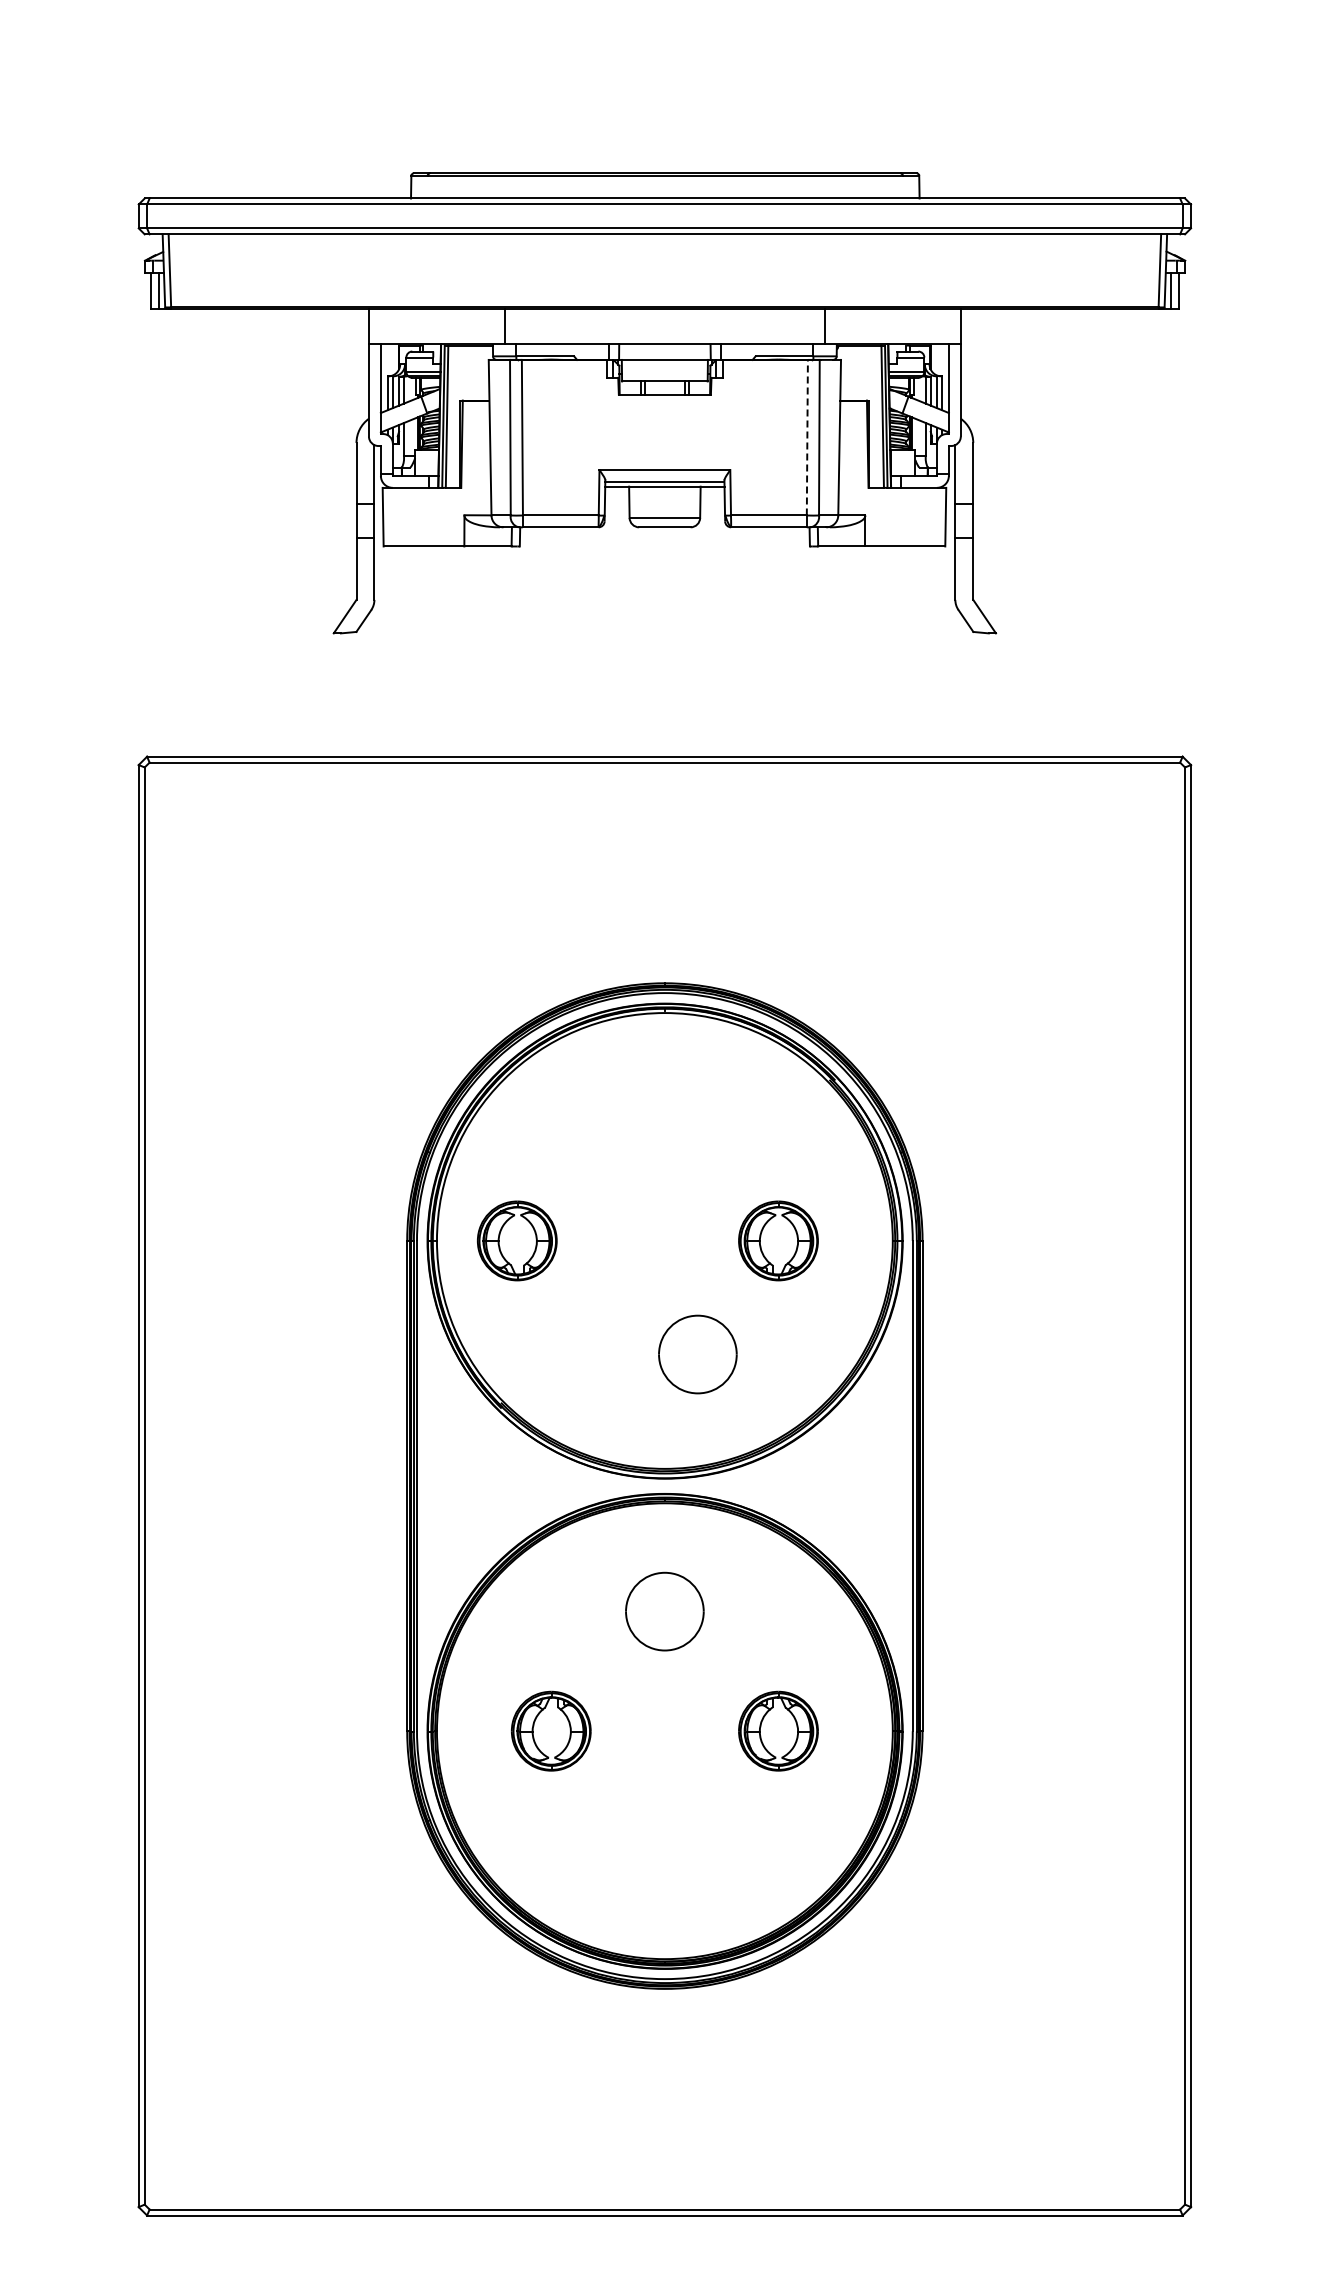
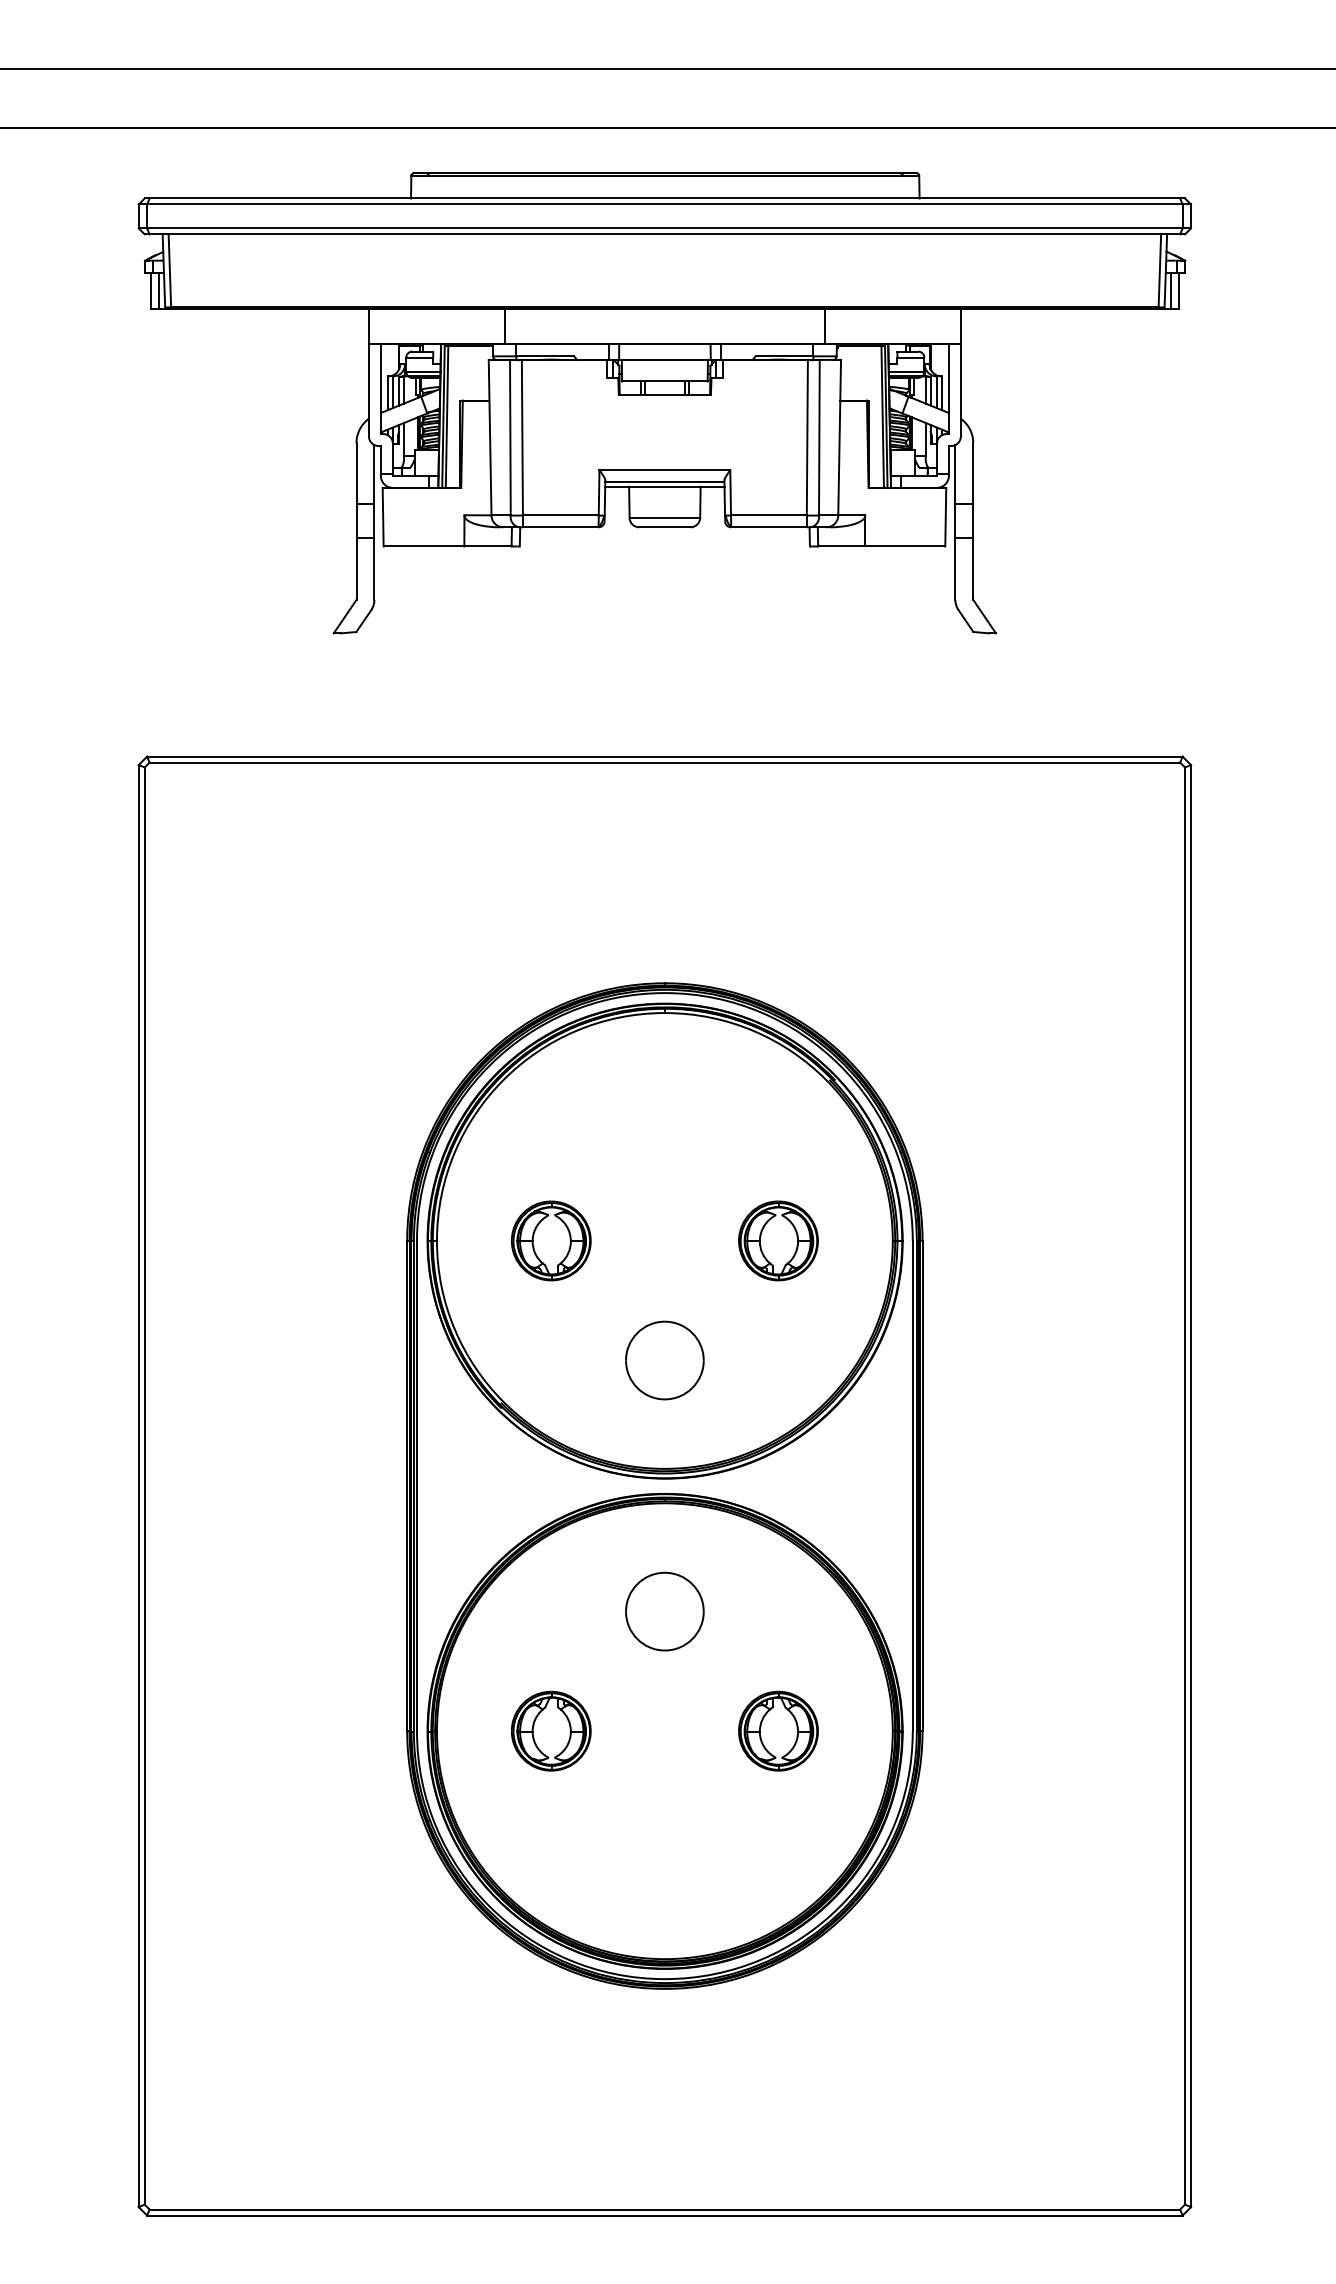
line: none -> present (667, 68)
line: none -> present (667, 128)
line: dashed -> solid (807, 437)
part position: (517, 1240) -> (551, 1240) (551, 1240)
part position: (697, 1354) -> (664, 1360) (664, 1360)
